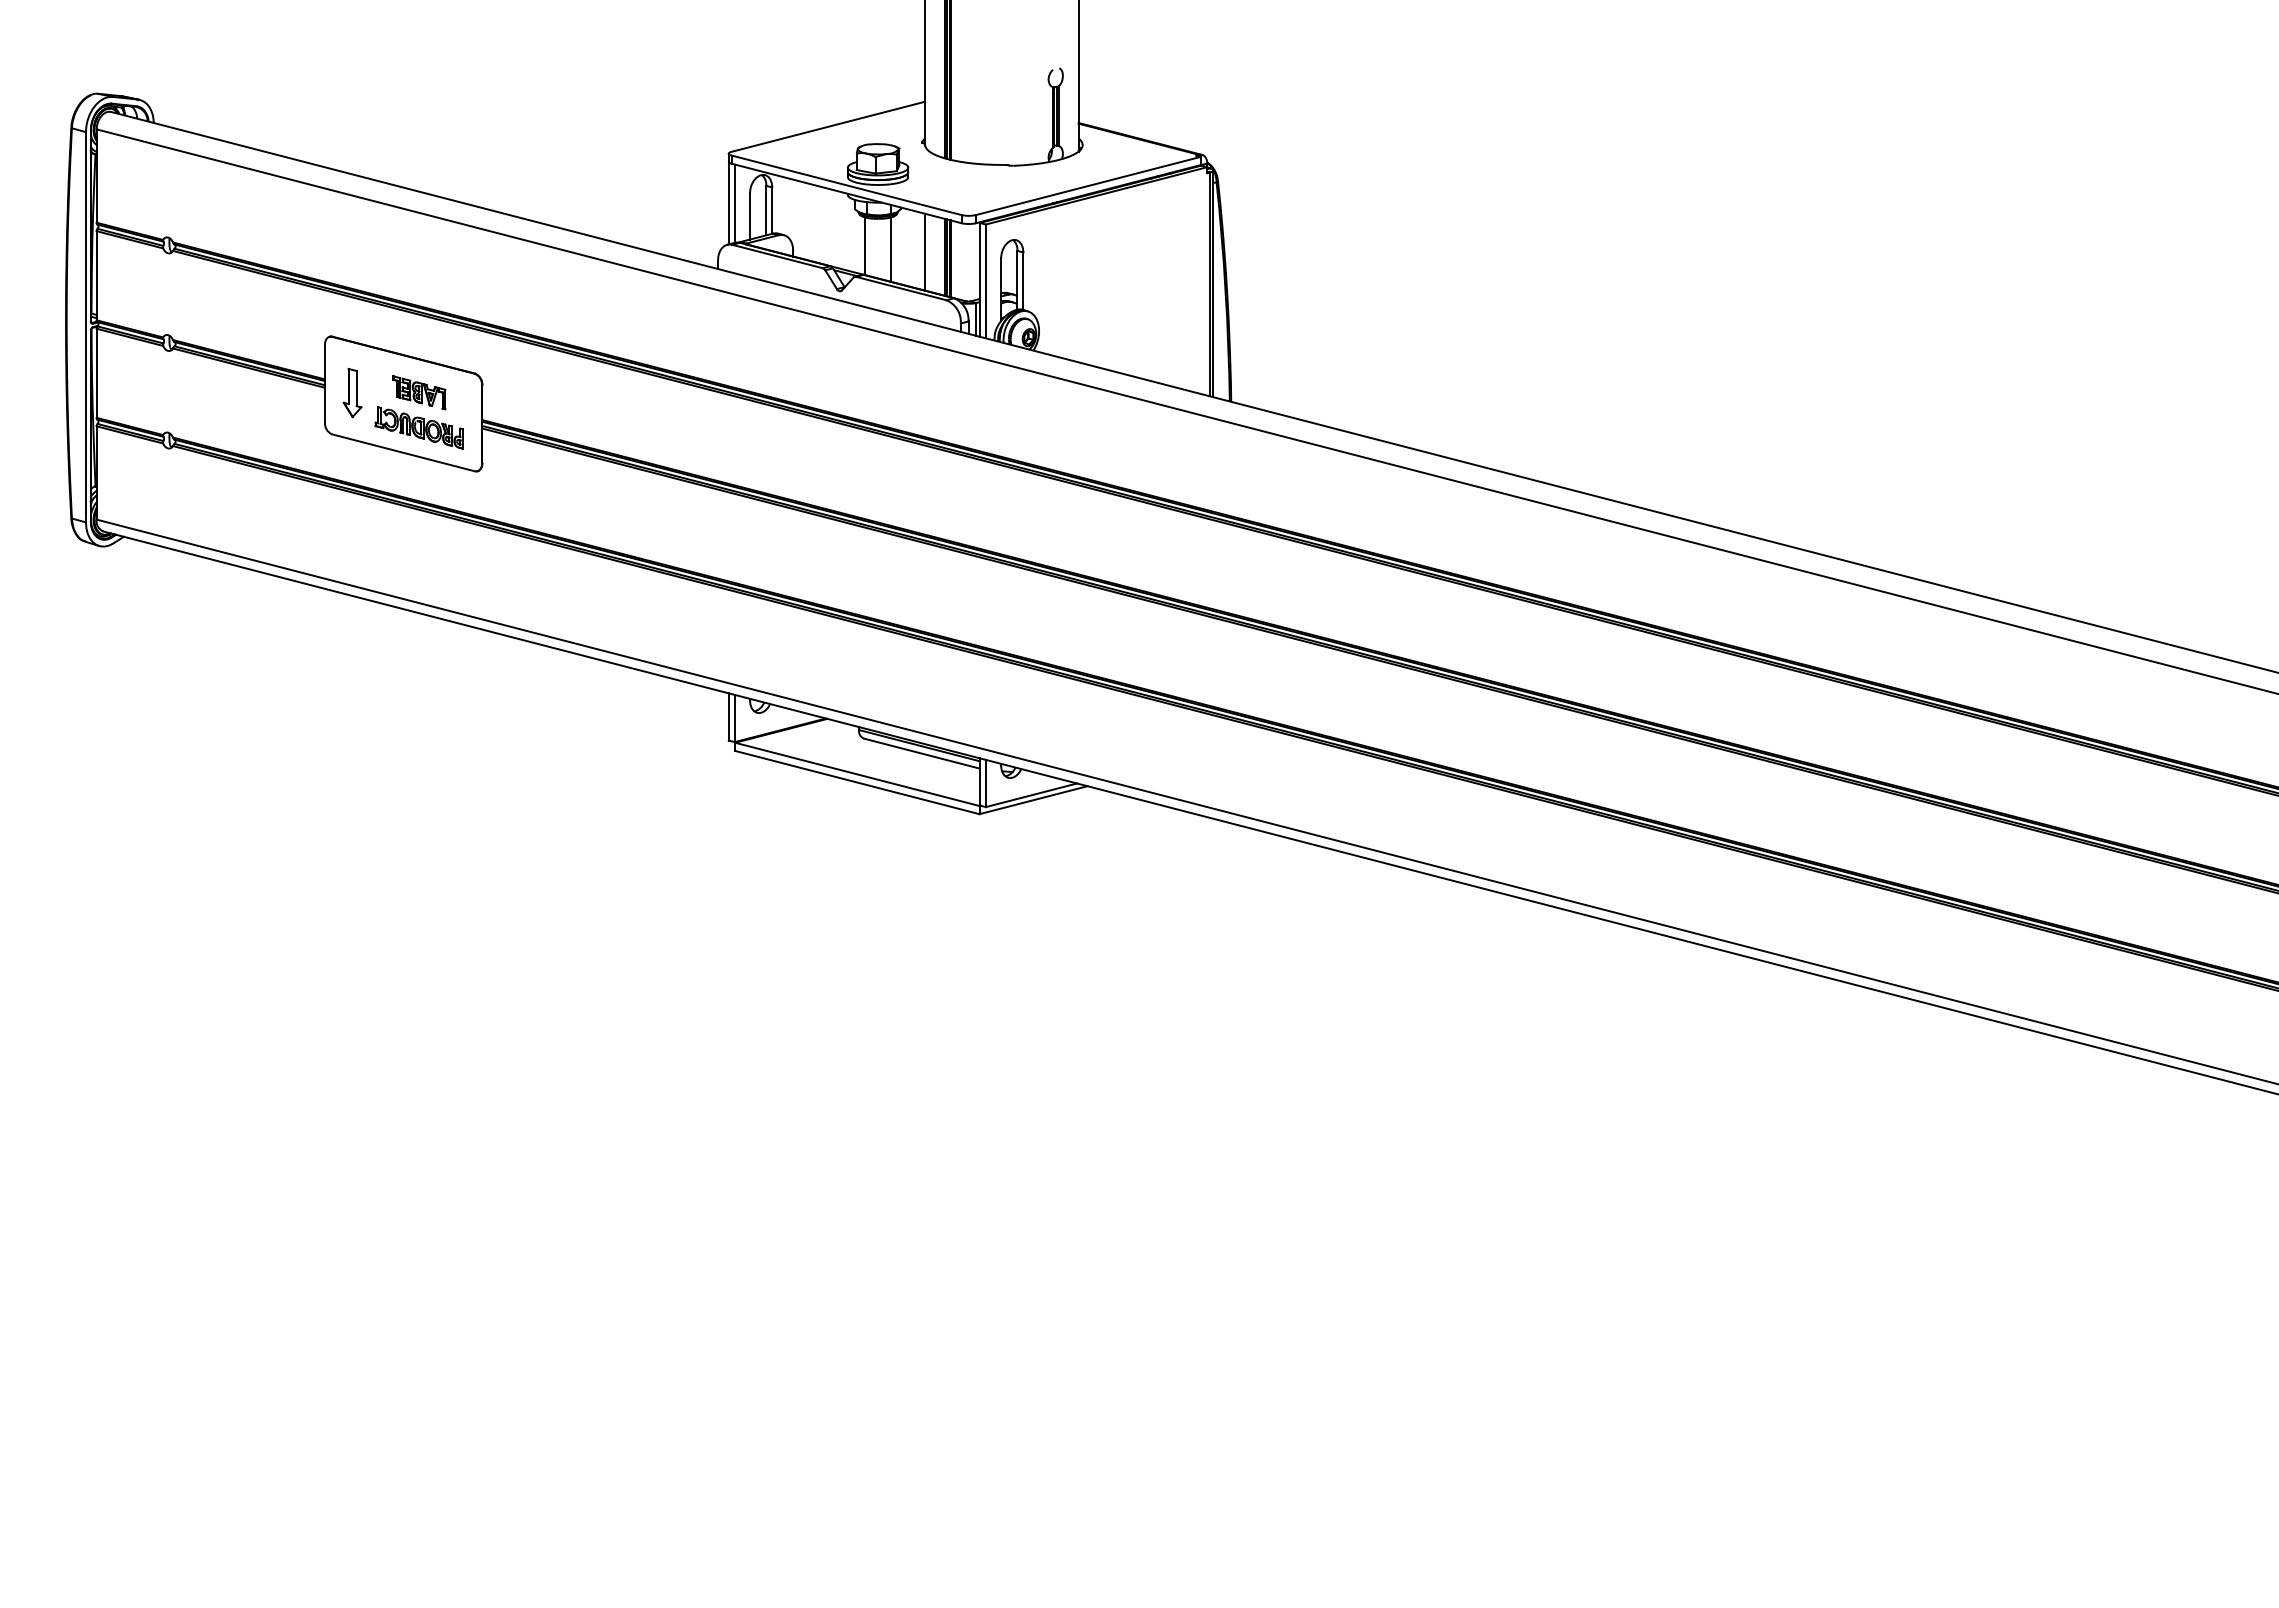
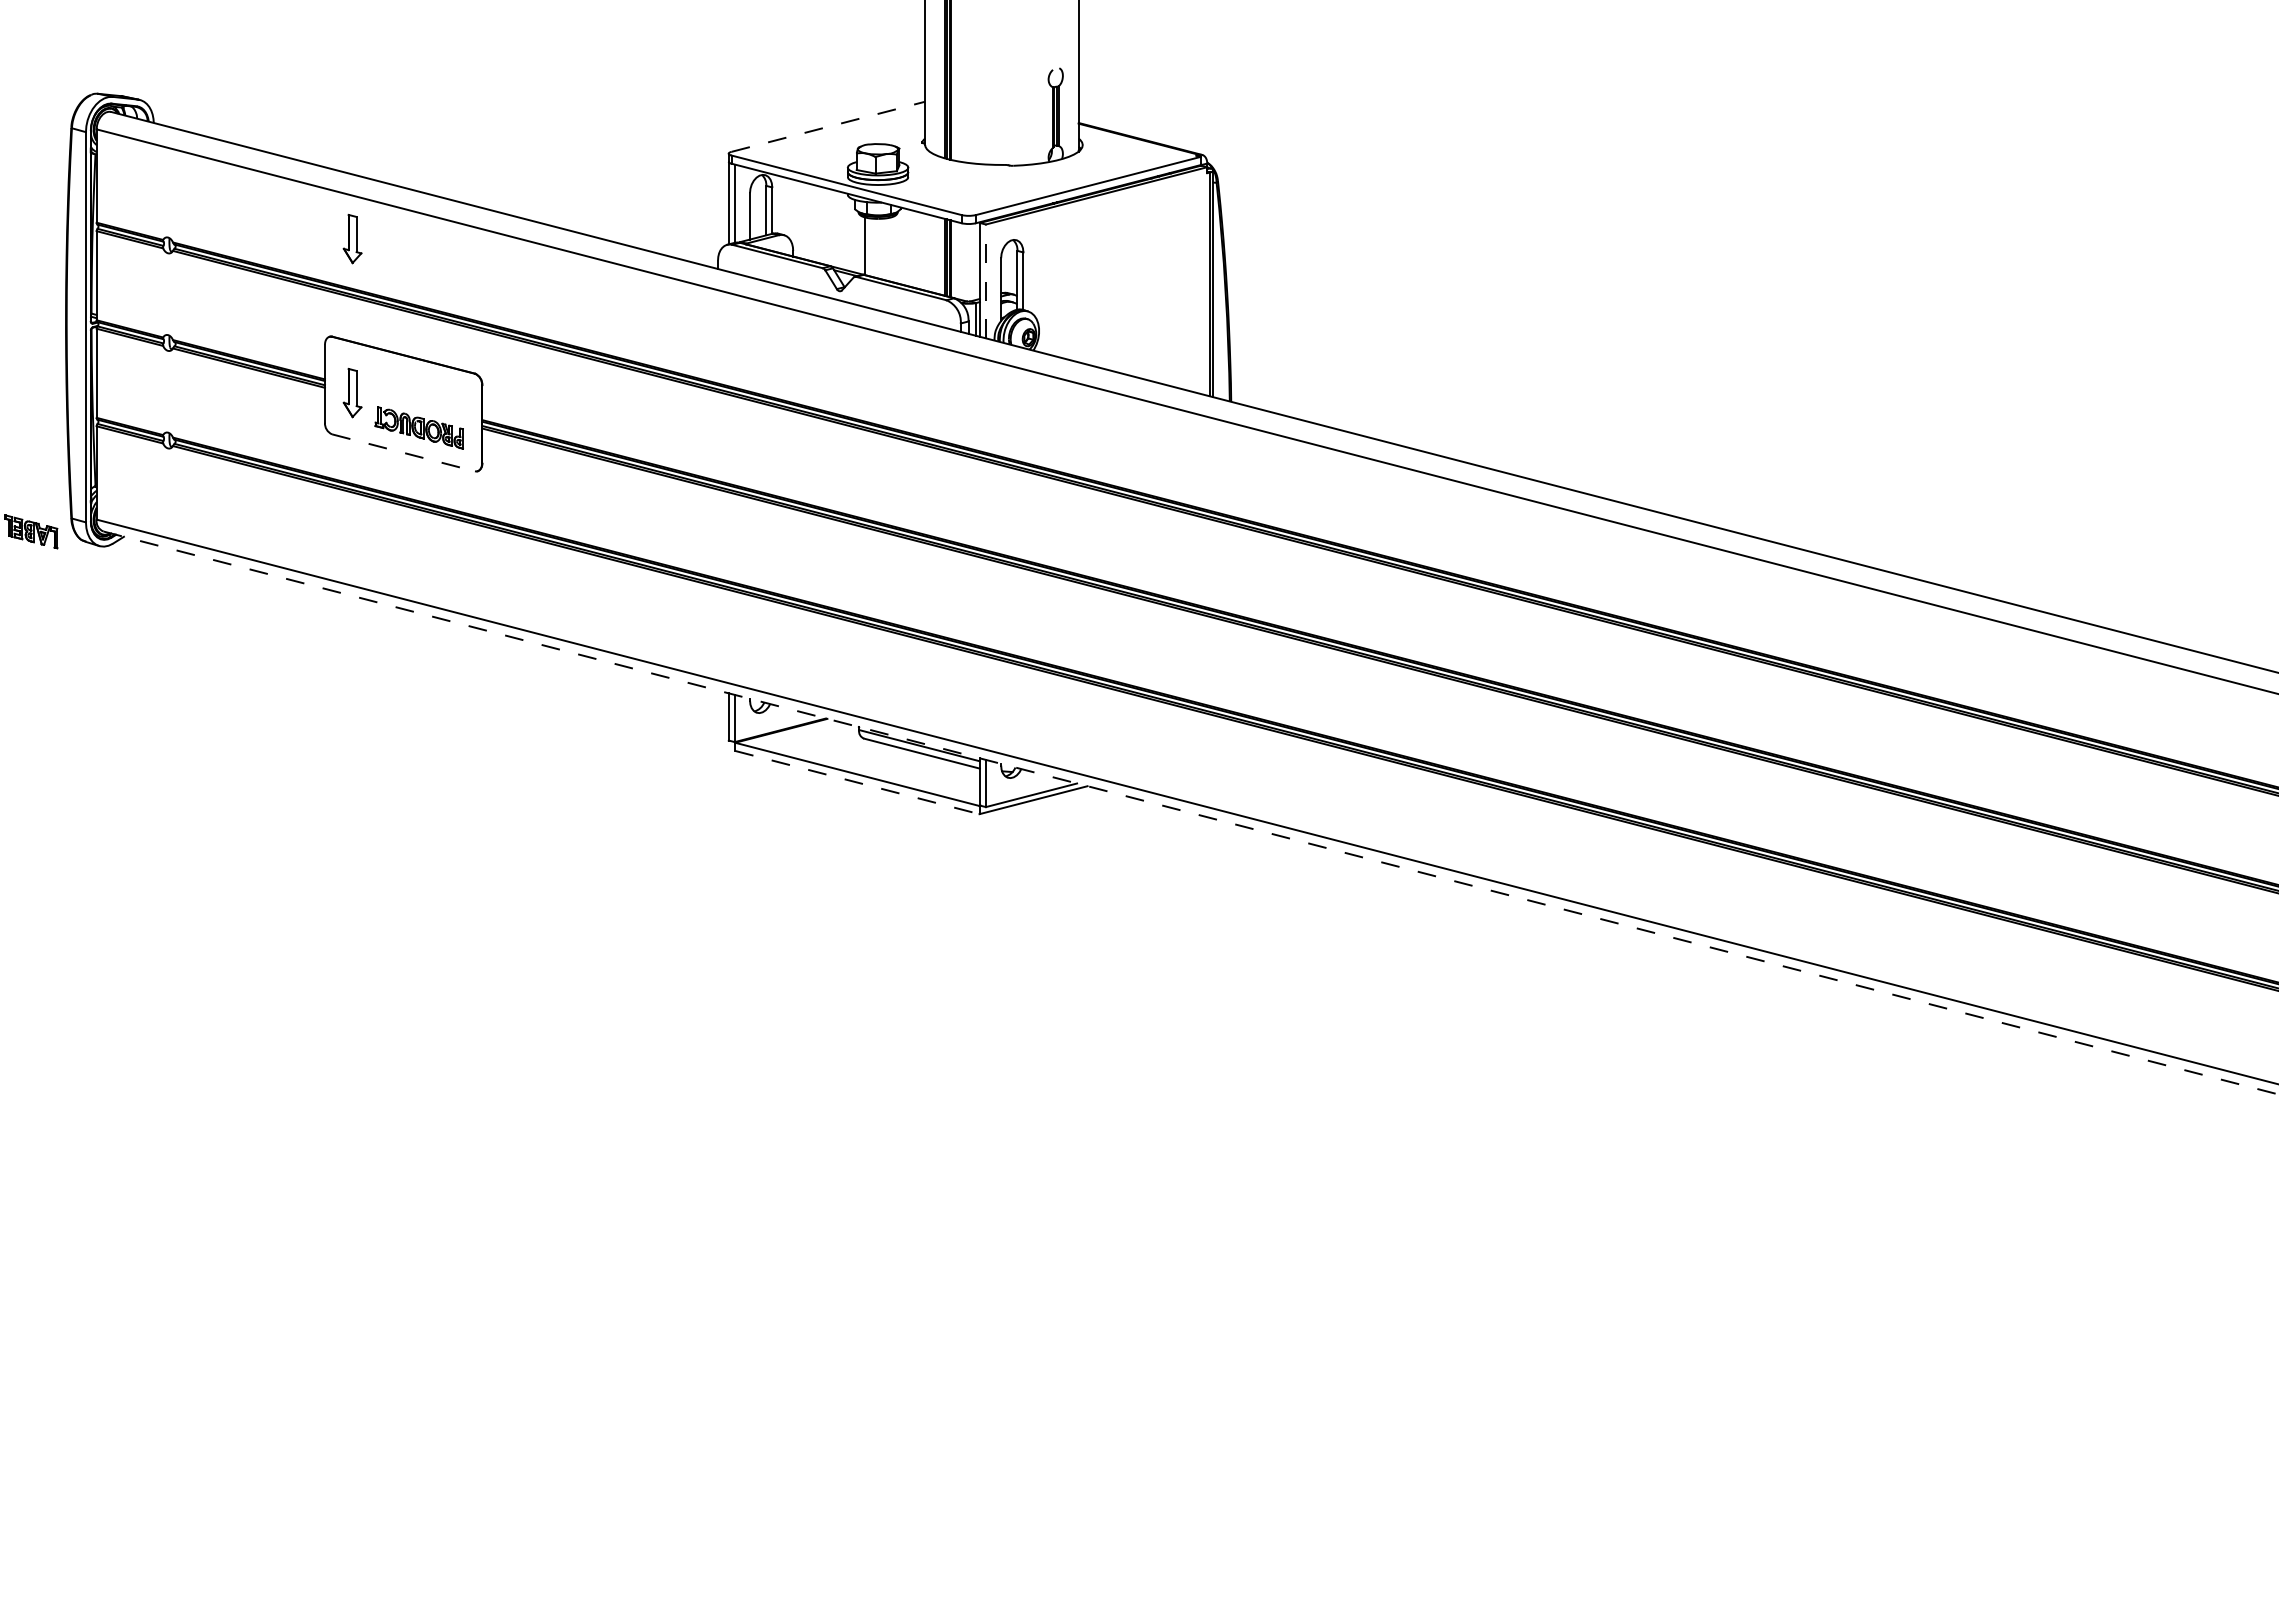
line: solid -> dashed (828, 126)
part: none -> present (352, 239)
line: present -> none (890, 249)
line: present -> none (925, 251)
line: solid -> dashed (985, 281)
part position: (419, 392) -> (31, 531) (31, 531)
line: solid -> dashed (403, 452)
line: solid -> dashed (857, 782)
line: solid -> dashed (1190, 812)
